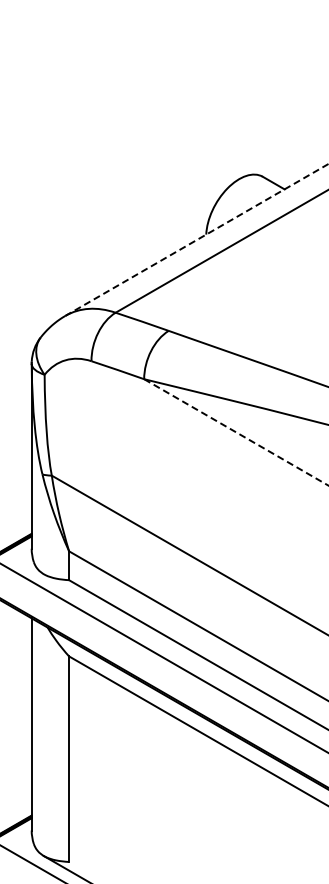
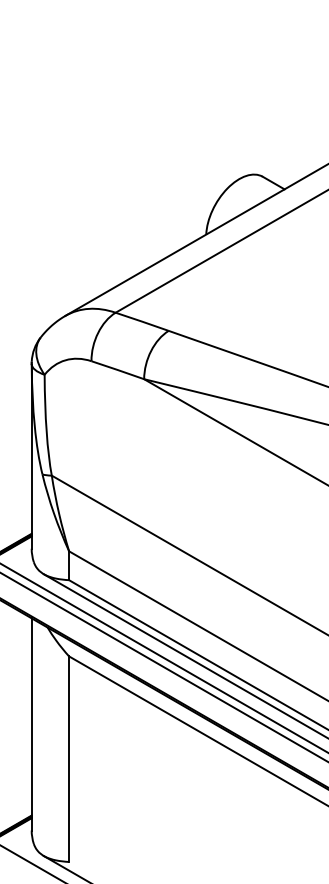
line: dashed -> solid (196, 239)
line: dashed -> solid (236, 432)
line: none -> present (184, 655)
line: none -> present (163, 666)
